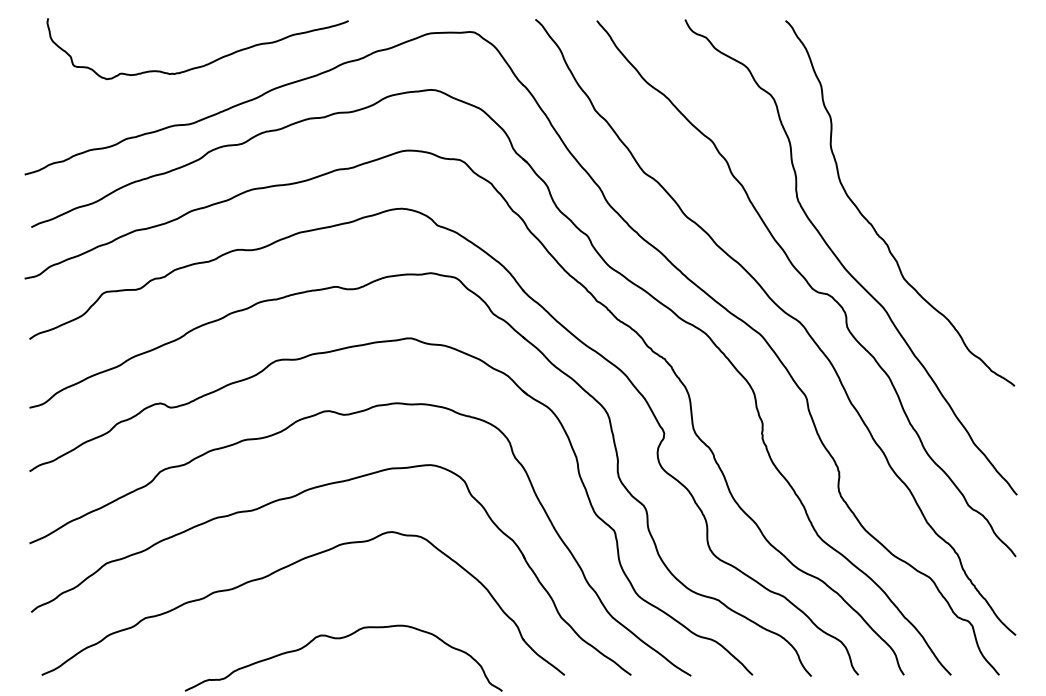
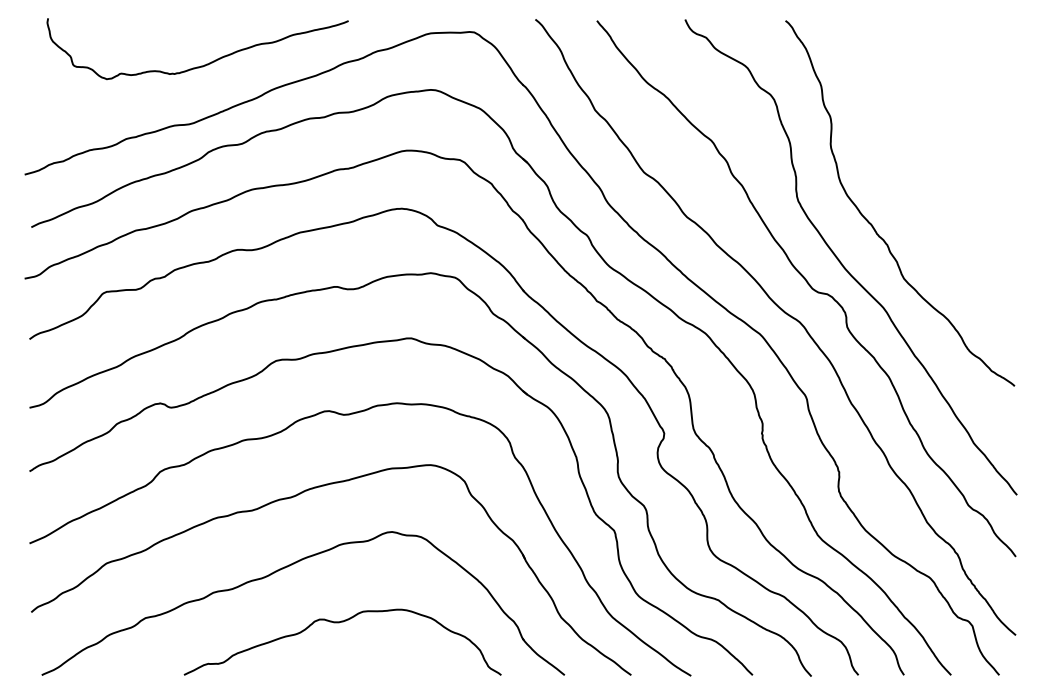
curve position: (340, 639) -> (339, 623) (339, 623)
